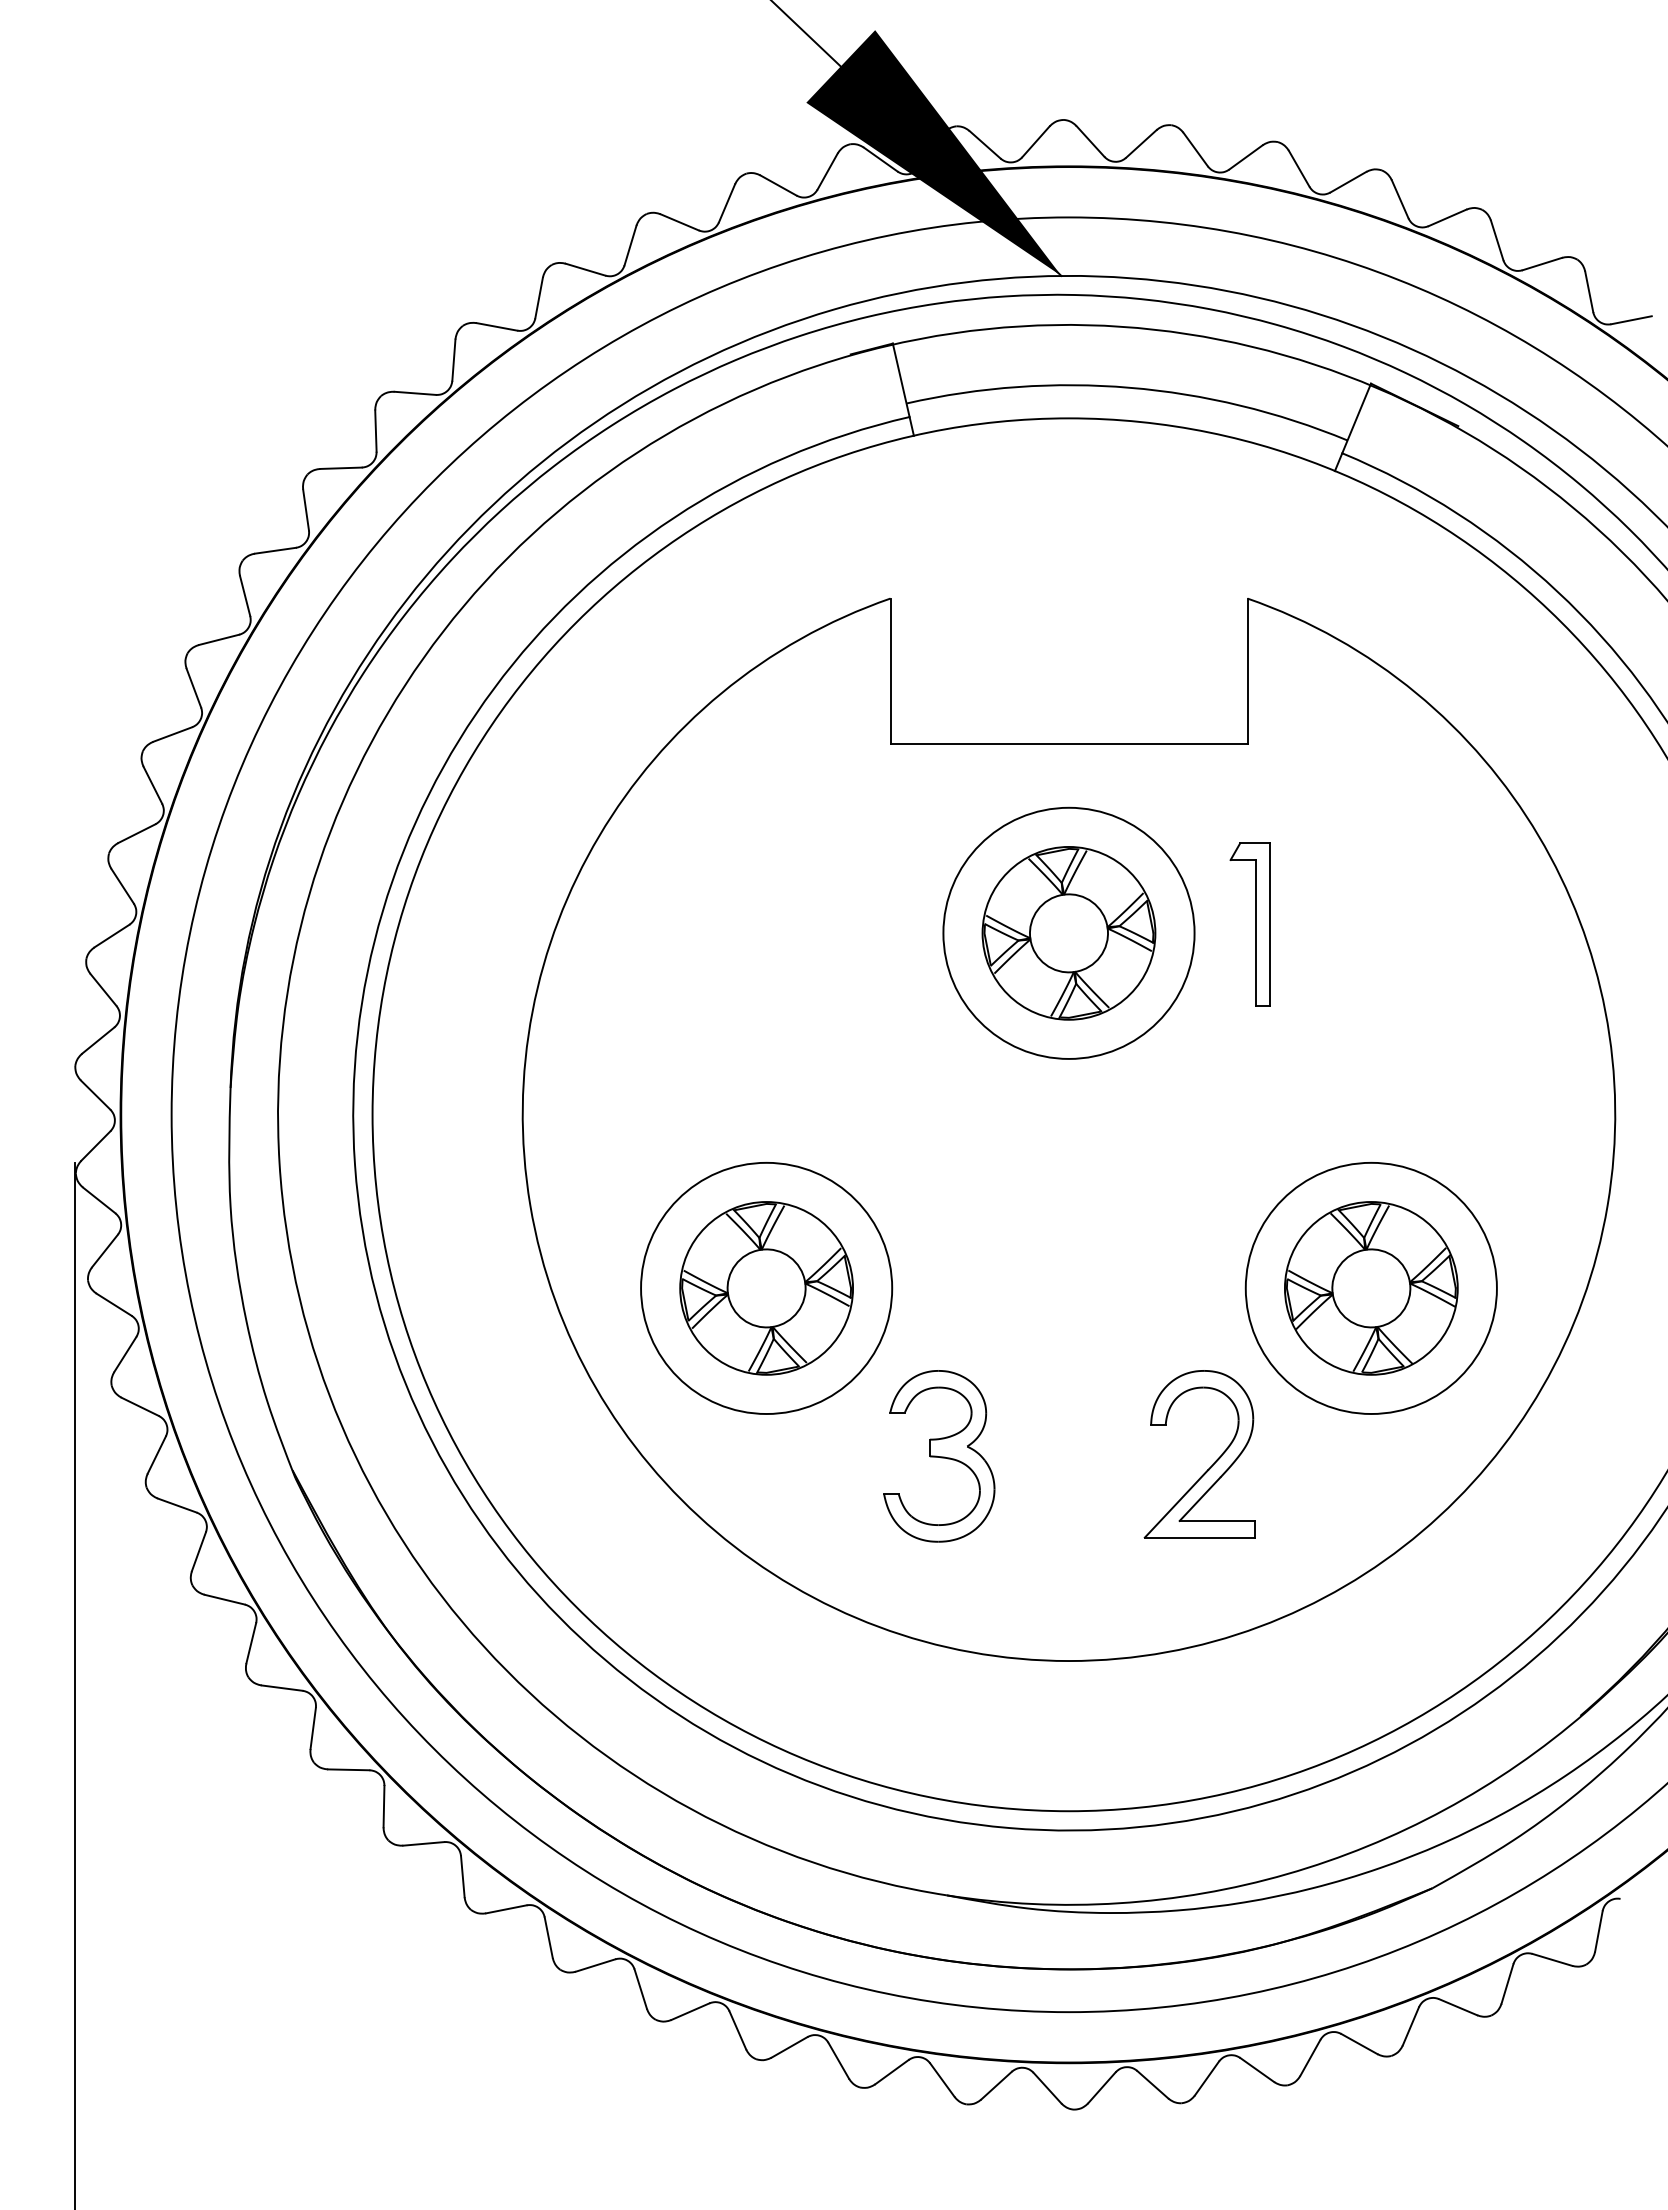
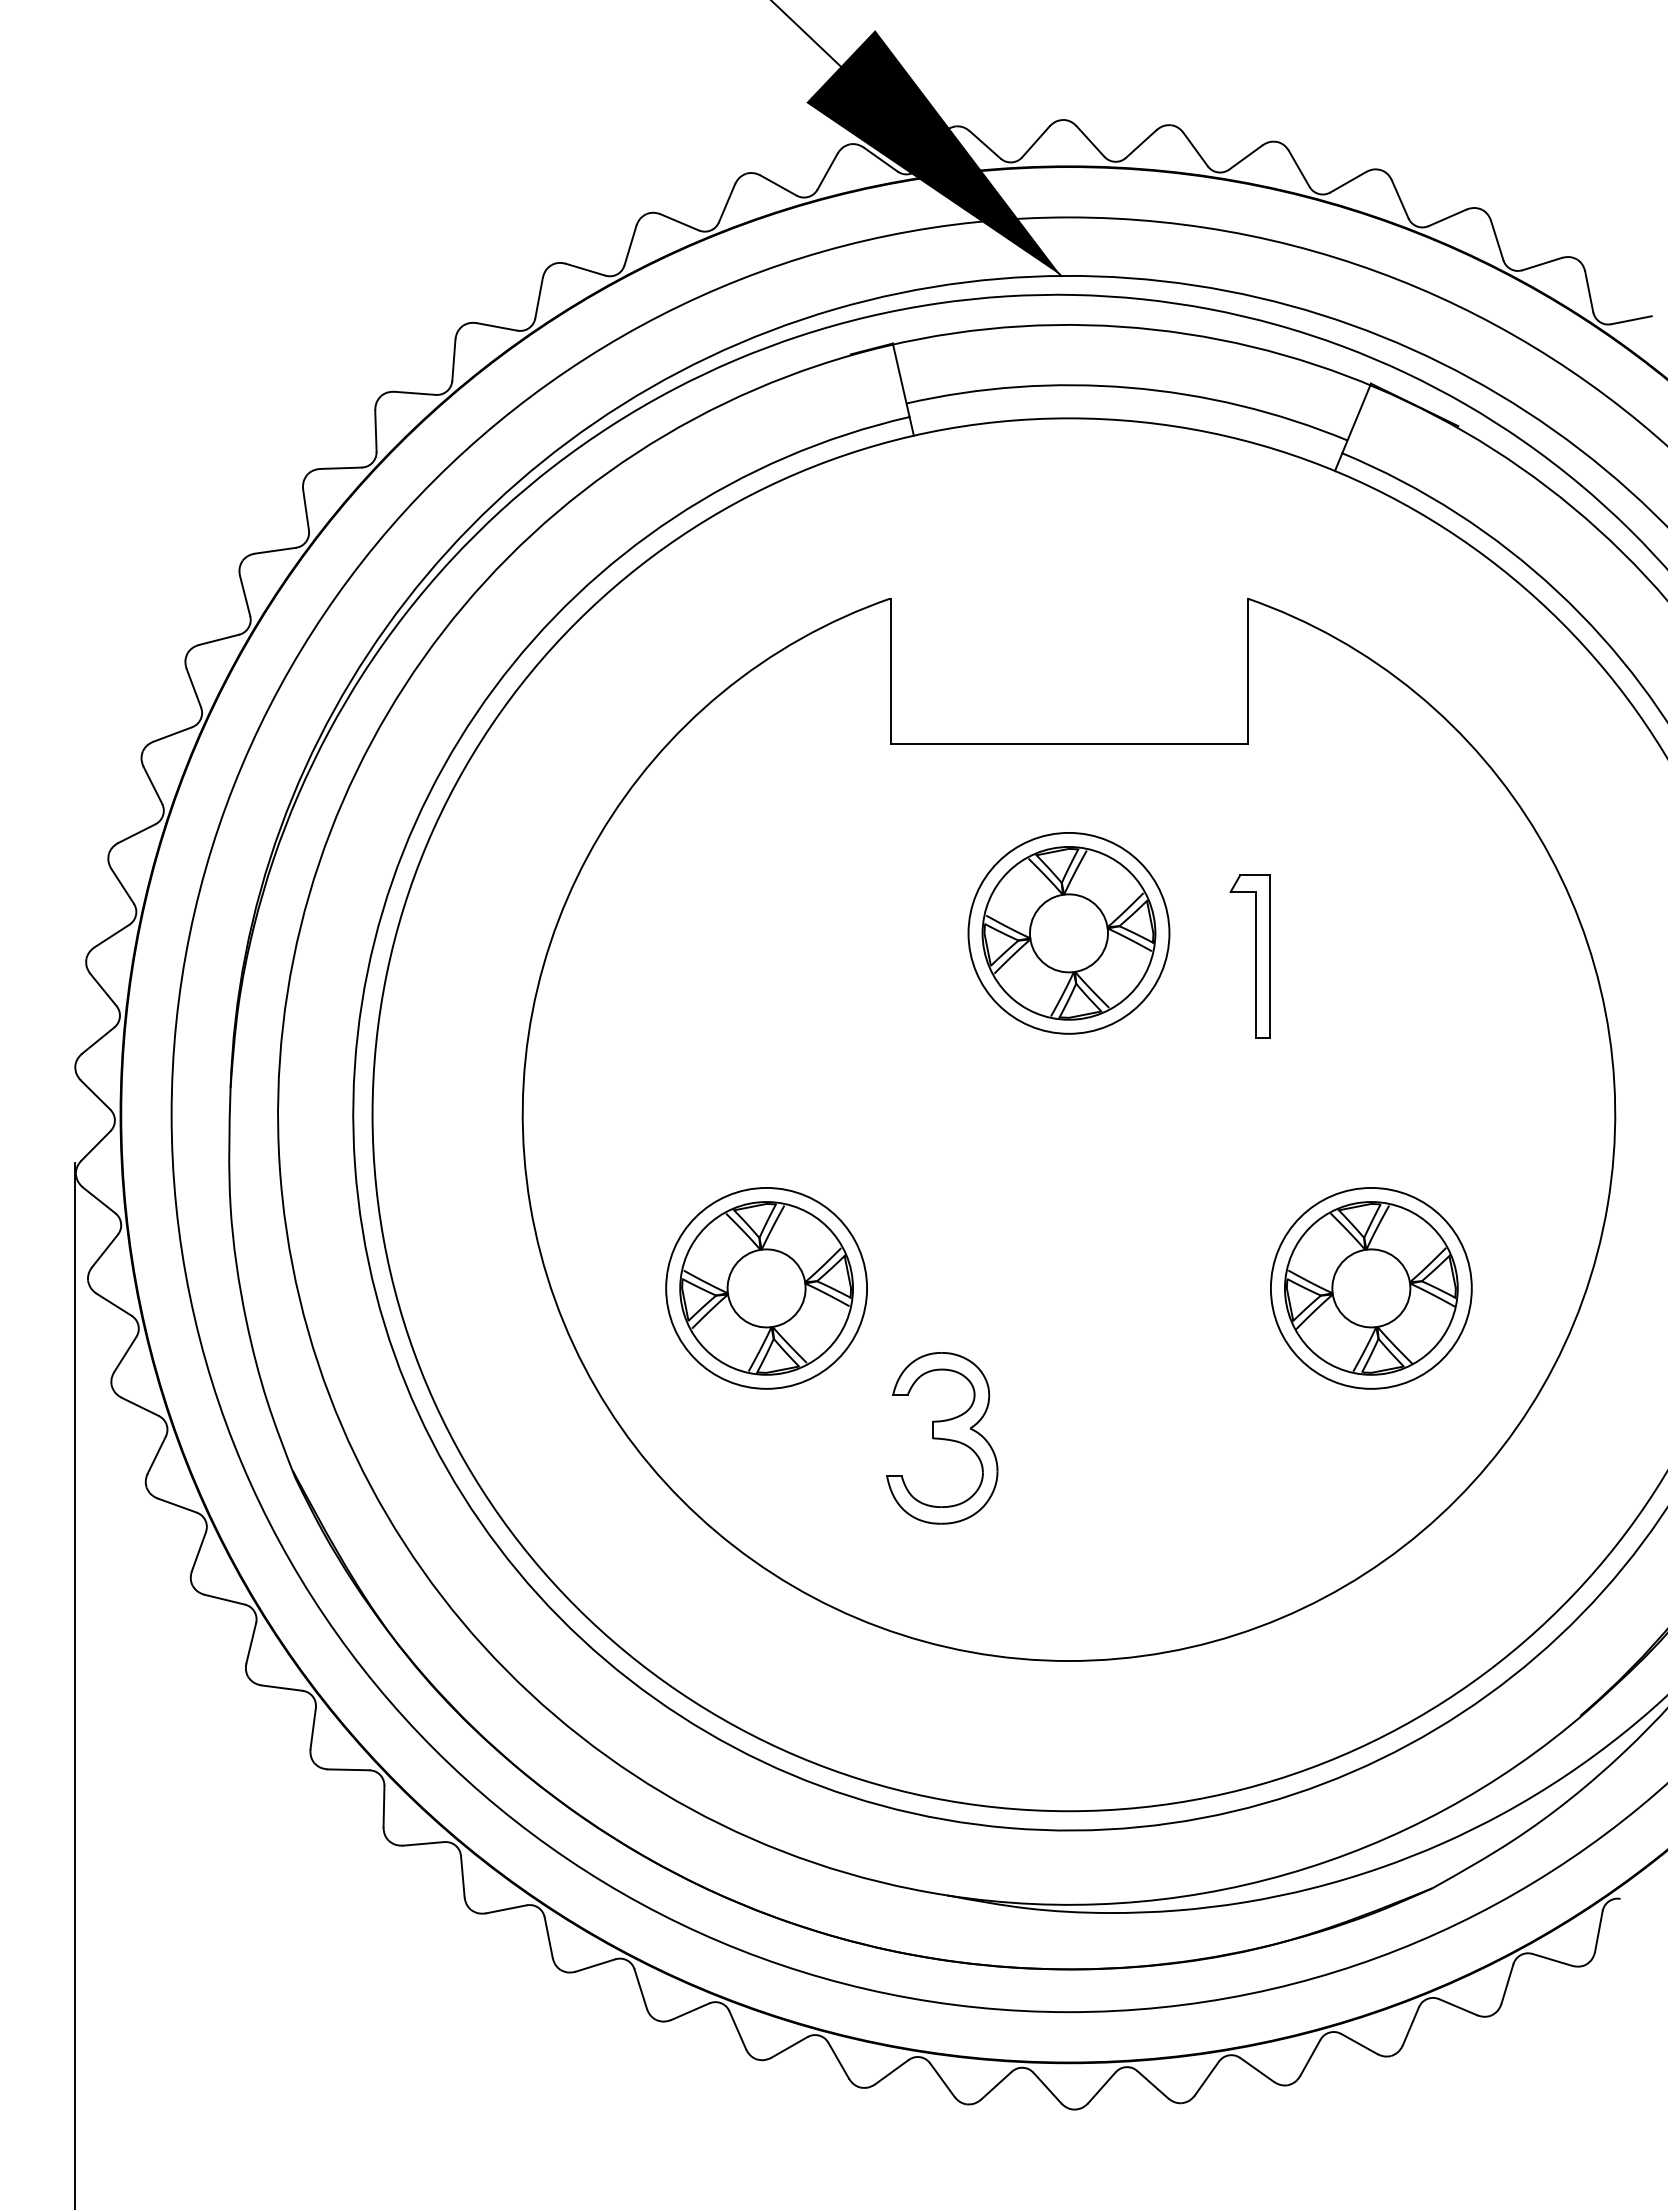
part position: (1249, 924) -> (1249, 956) (1249, 956)
circle diameter: 251 px -> 201 px (1068, 932)
circle diameter: 251 px -> 201 px (766, 1287)
circle diameter: 251 px -> 201 px (1370, 1287)
part position: (939, 1456) -> (942, 1438) (942, 1438)
part: present -> none (1211, 1465)
